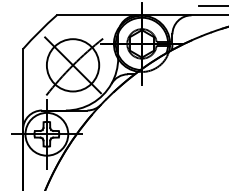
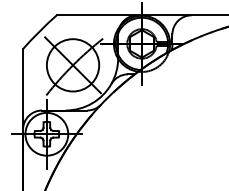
line: present -> none (212, 5)
